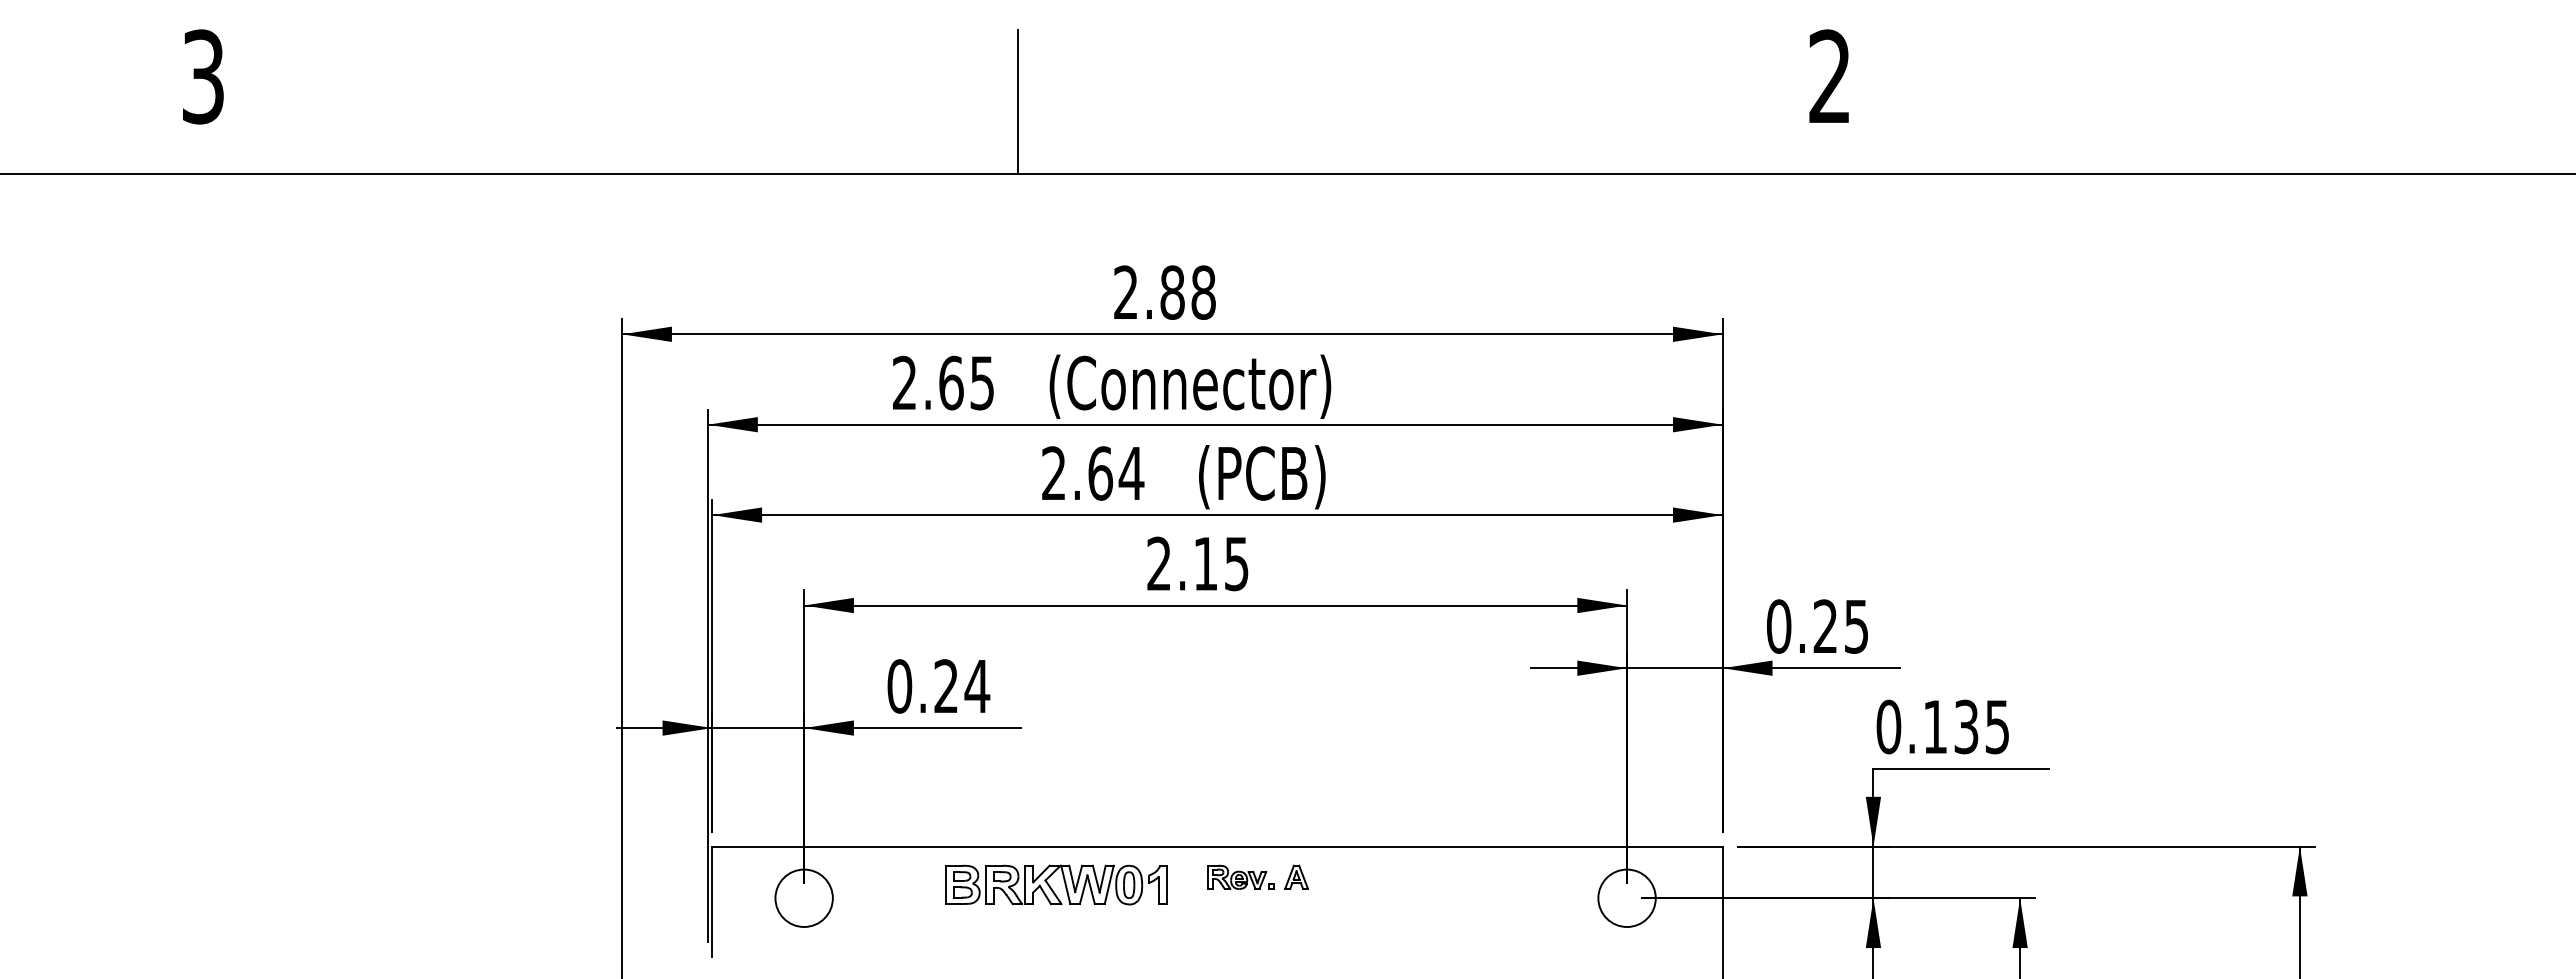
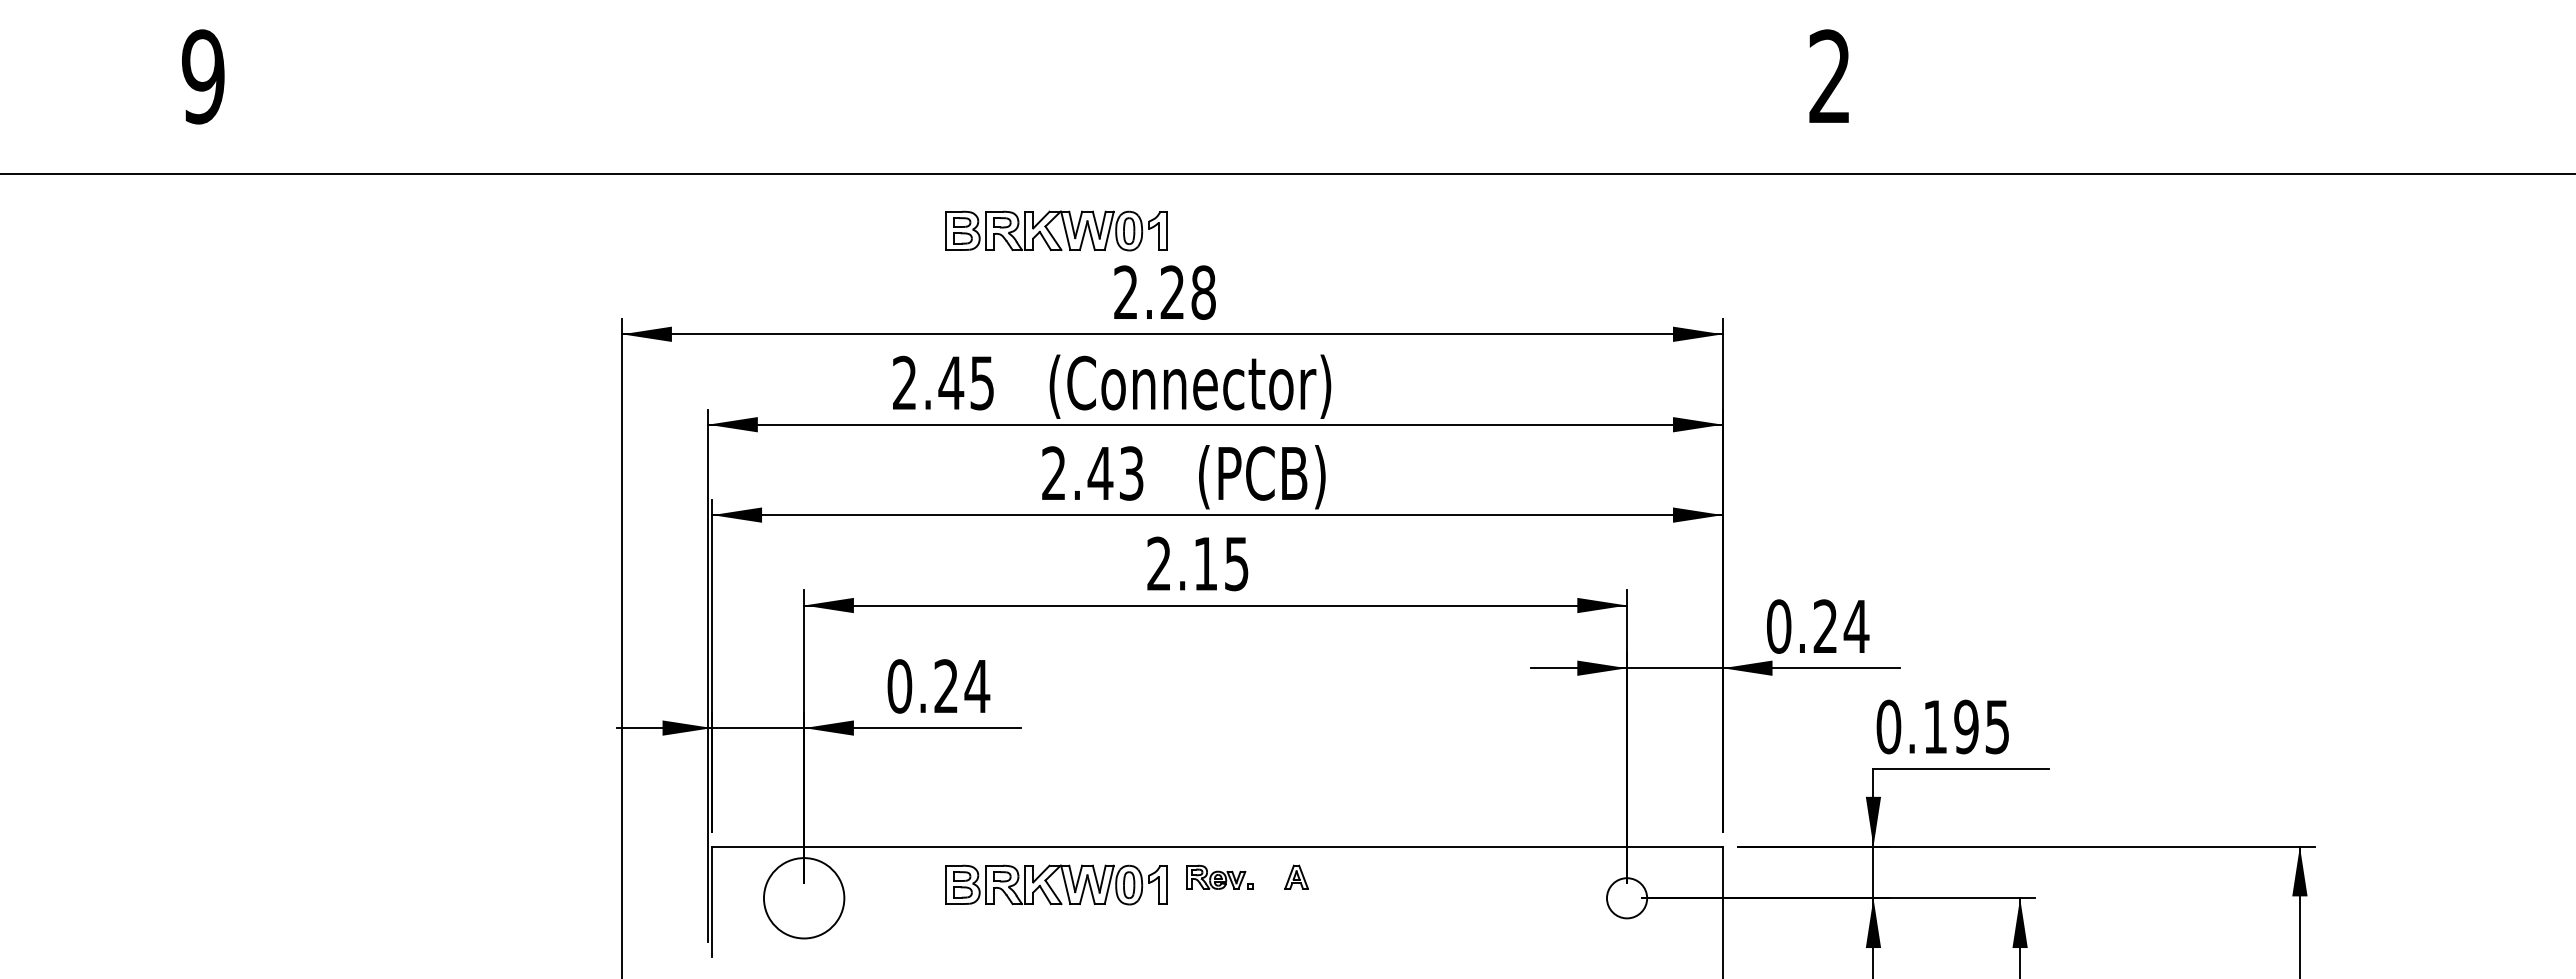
text: 3 -> 9 (202, 76)
line: present -> none (1017, 101)
part: none -> present (1056, 230)
text: 2.88 -> 2.28 (1172, 292)
text: 2.65 -> 2.45 (951, 382)
text: 2.64 -> 2.43 (1115, 473)
text: 0.25 -> 0.24 (1856, 626)
text: 0.135 -> 0.195 (1966, 726)
part position: (1240, 876) -> (1219, 876) (1219, 876)
circle diameter: 57 px -> 80 px (803, 898)
circle diameter: 57 px -> 40 px (1626, 898)
